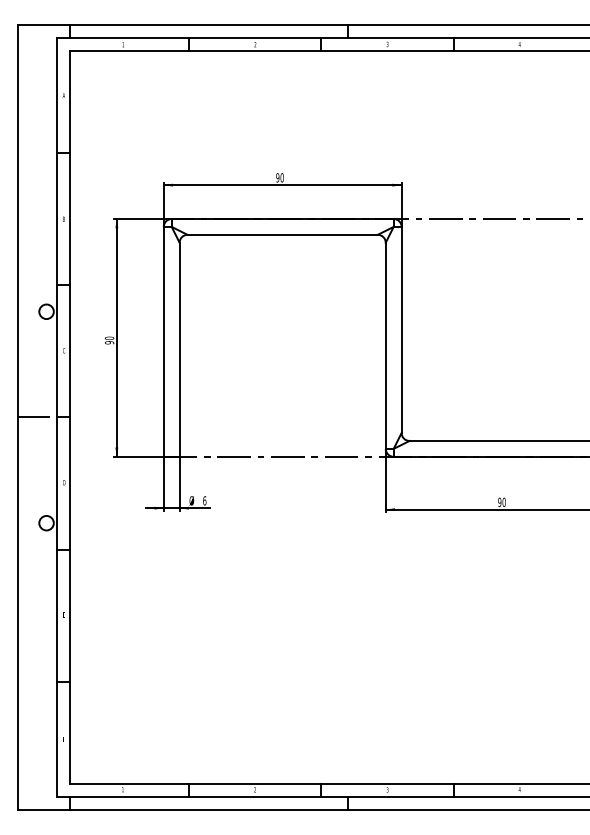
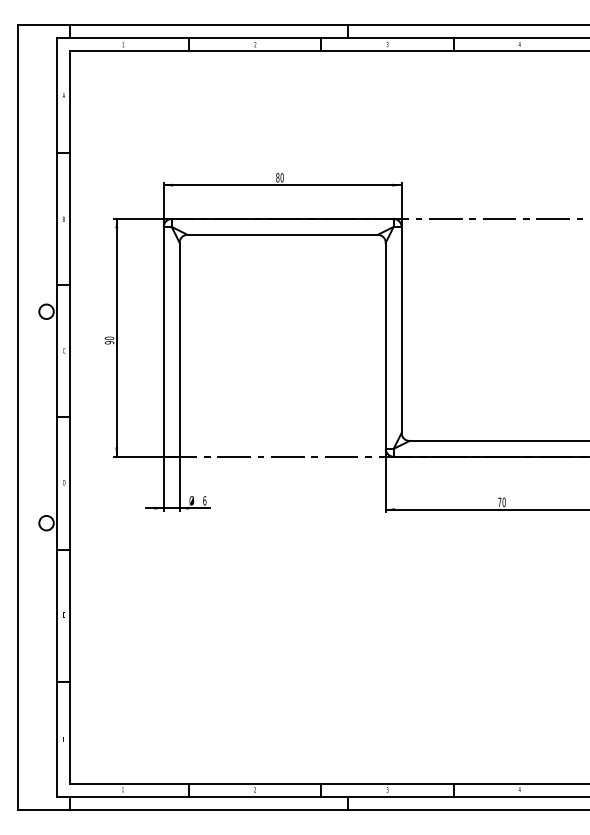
text: 90 -> 80 (277, 177)
line: present -> none (33, 417)
text: 90 -> 70 (499, 502)
